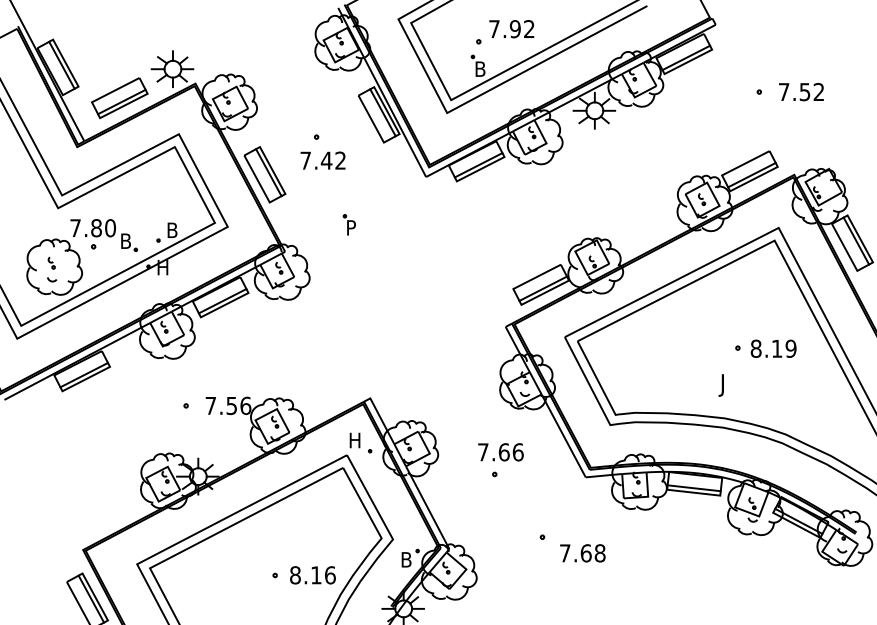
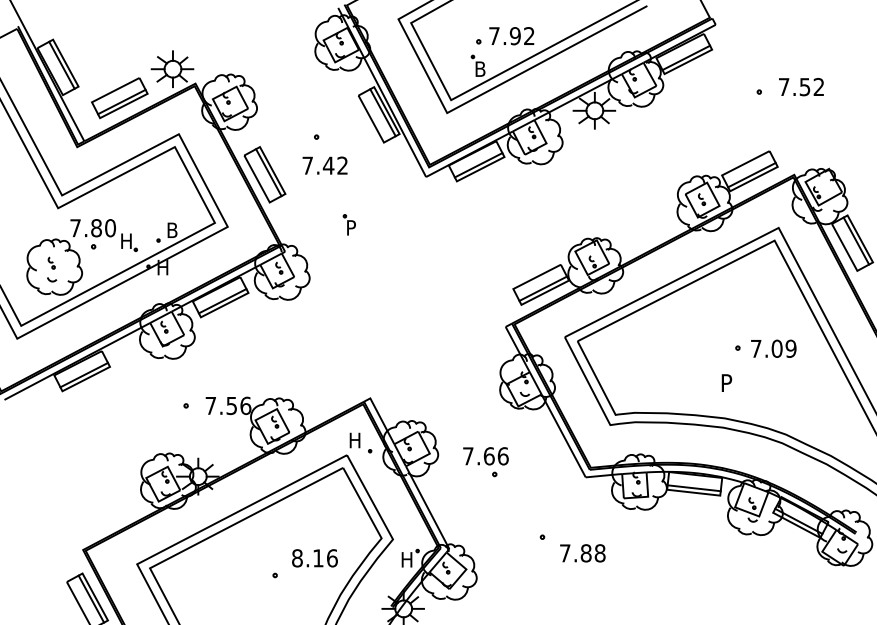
text position: (511, 29) -> (511, 36) (511, 36)
text position: (801, 92) -> (801, 87) (801, 87)
text position: (322, 160) -> (324, 165) (324, 165)
text: B -> H (127, 240)
text: 8.19 -> 7.09 (766, 348)
text: J -> P (725, 385)
text position: (500, 452) -> (485, 456) (485, 456)
text: 7.68 -> 7.88 (585, 553)
text: B -> H (407, 559)
text position: (312, 575) -> (314, 558) (314, 558)
